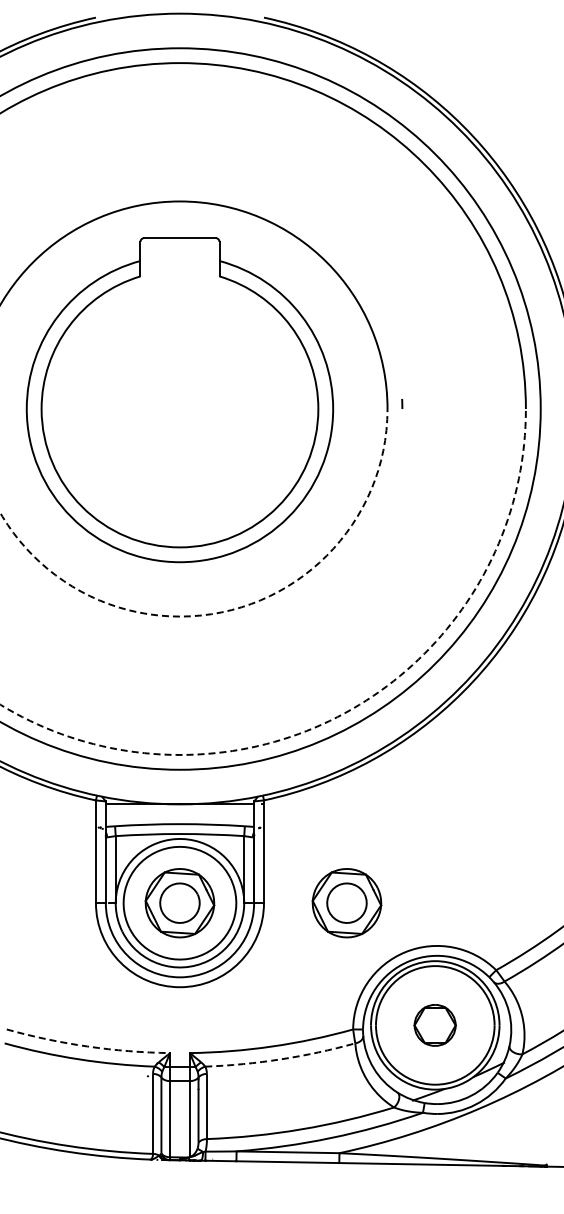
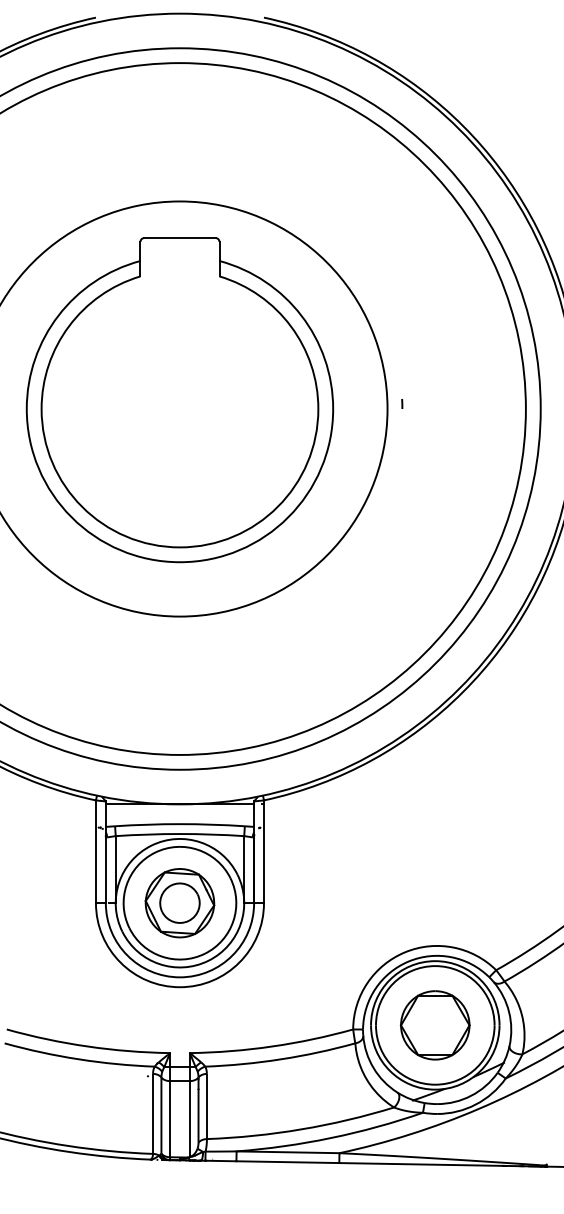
arc: dashed -> solid (234, 609)
arc: dashed -> solid (349, 710)
part: present -> none (346, 903)
part size: 44x43 px -> 72x71 px (434, 1025)
arc: dashed -> solid (87, 1046)
arc: dashed -> solid (280, 1059)
